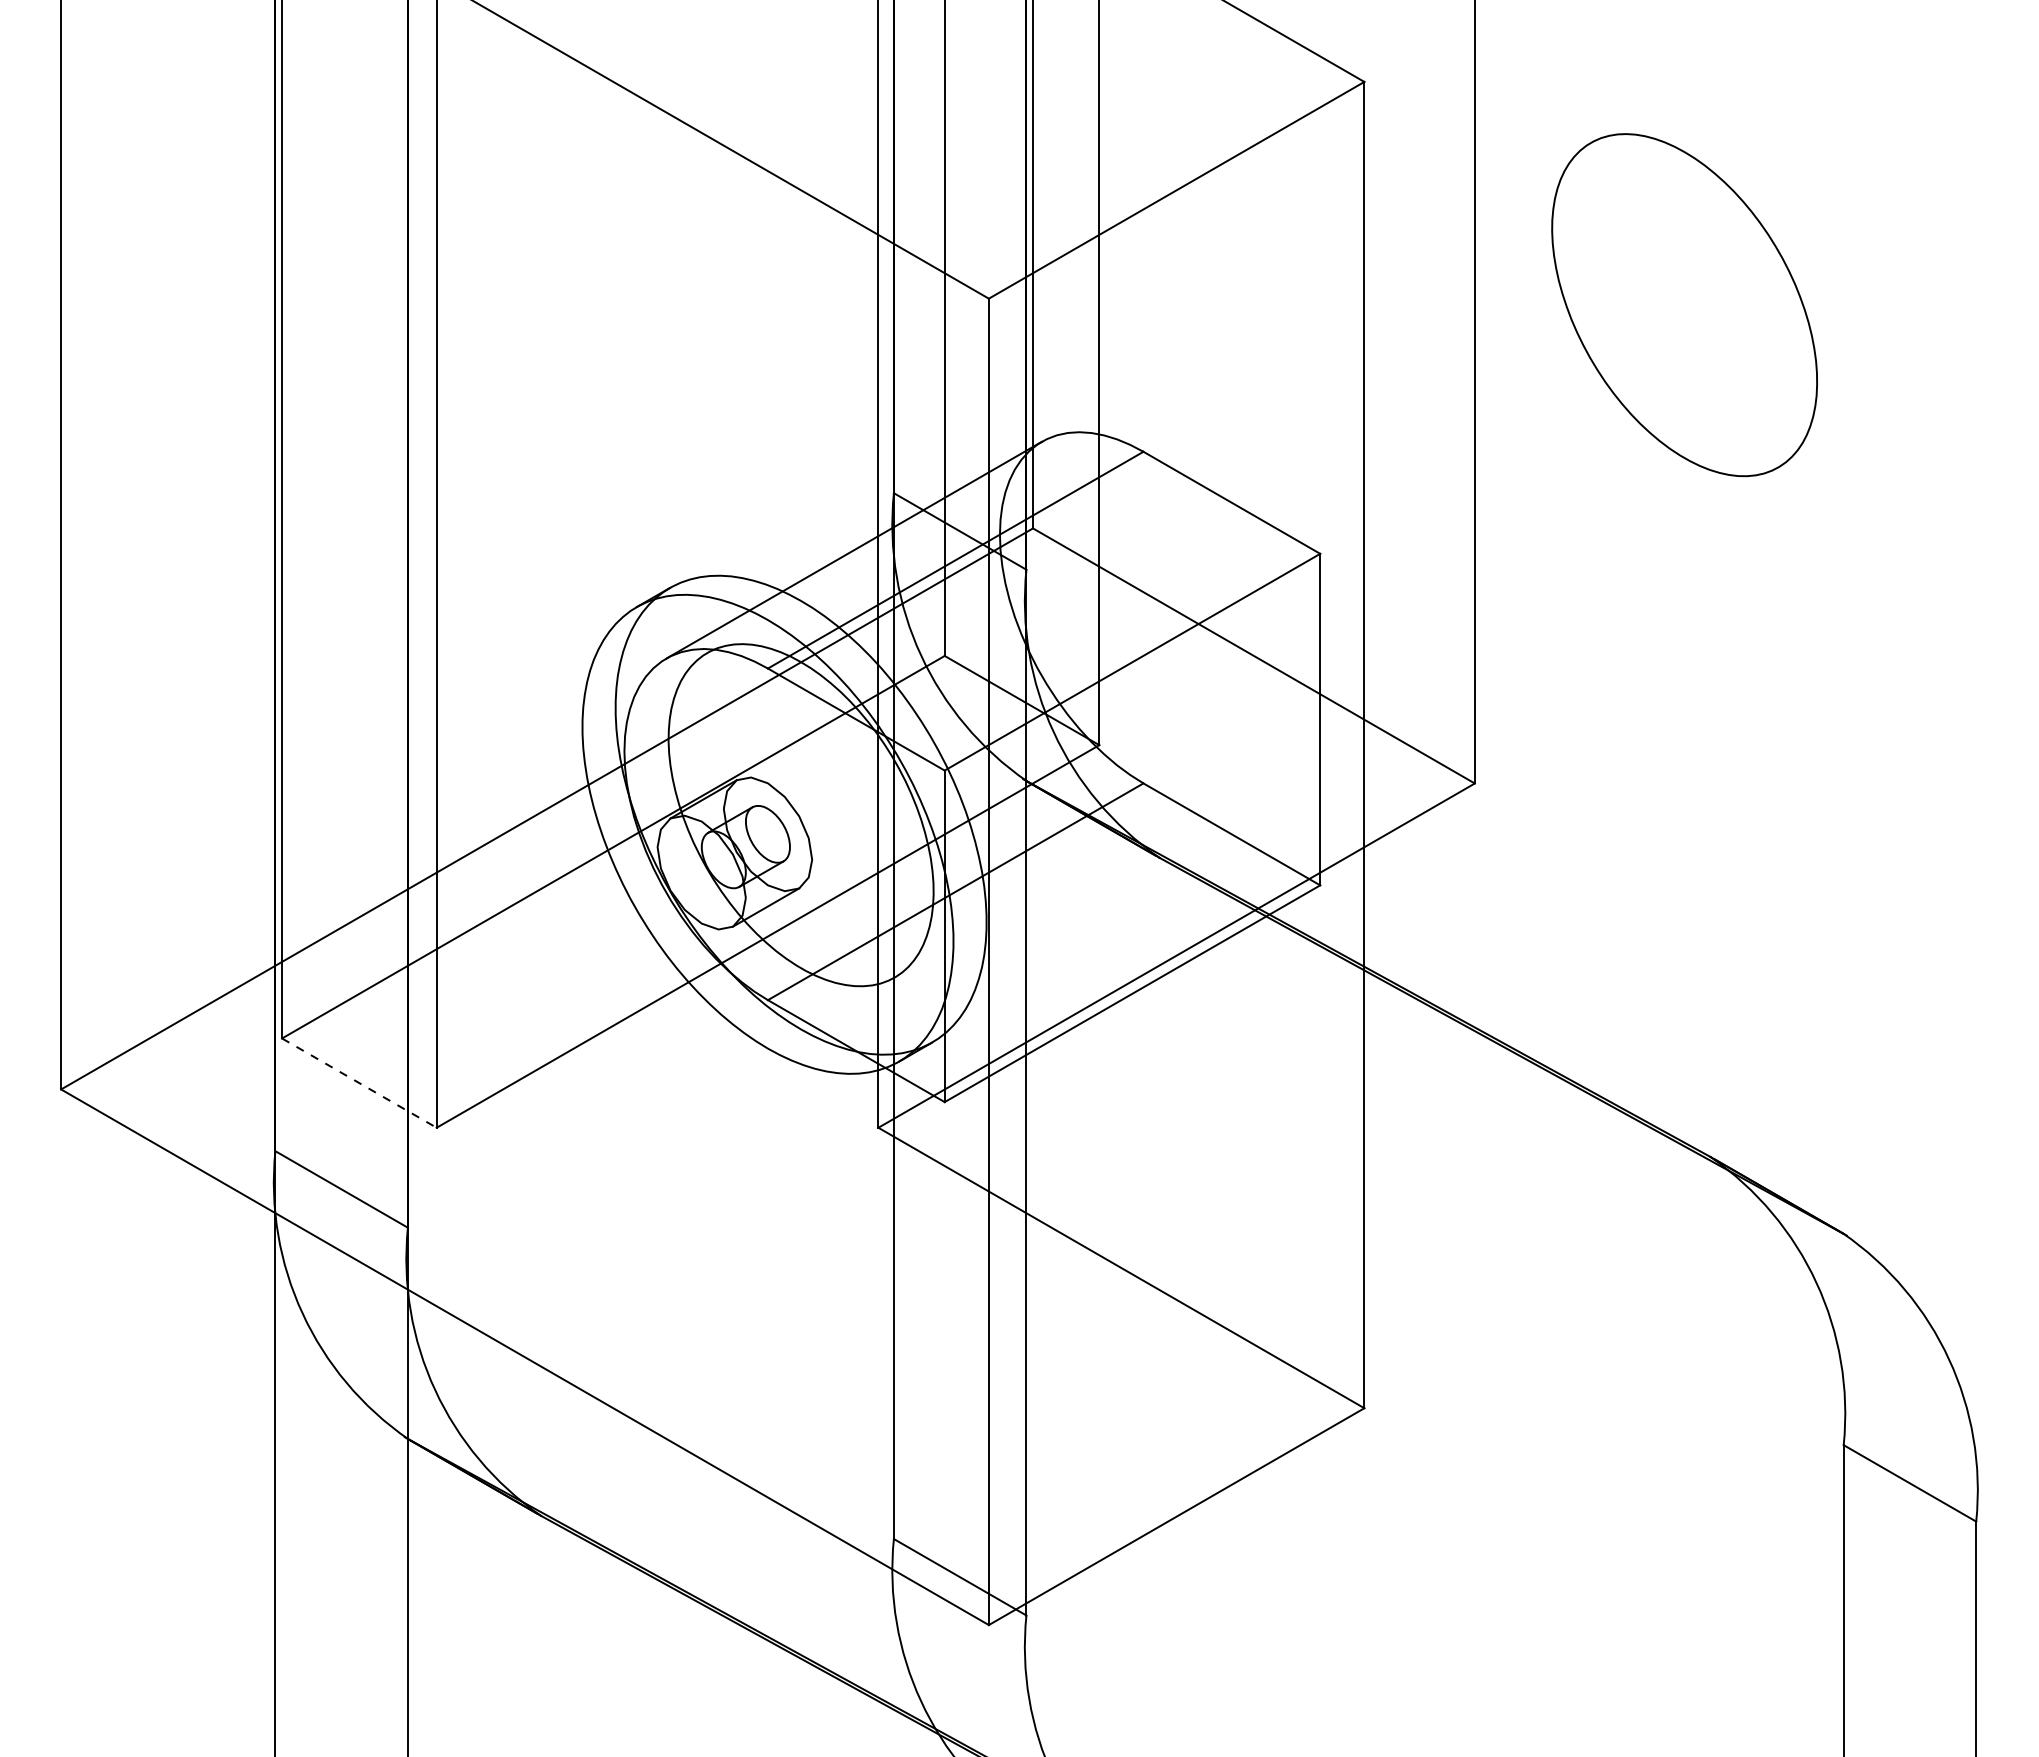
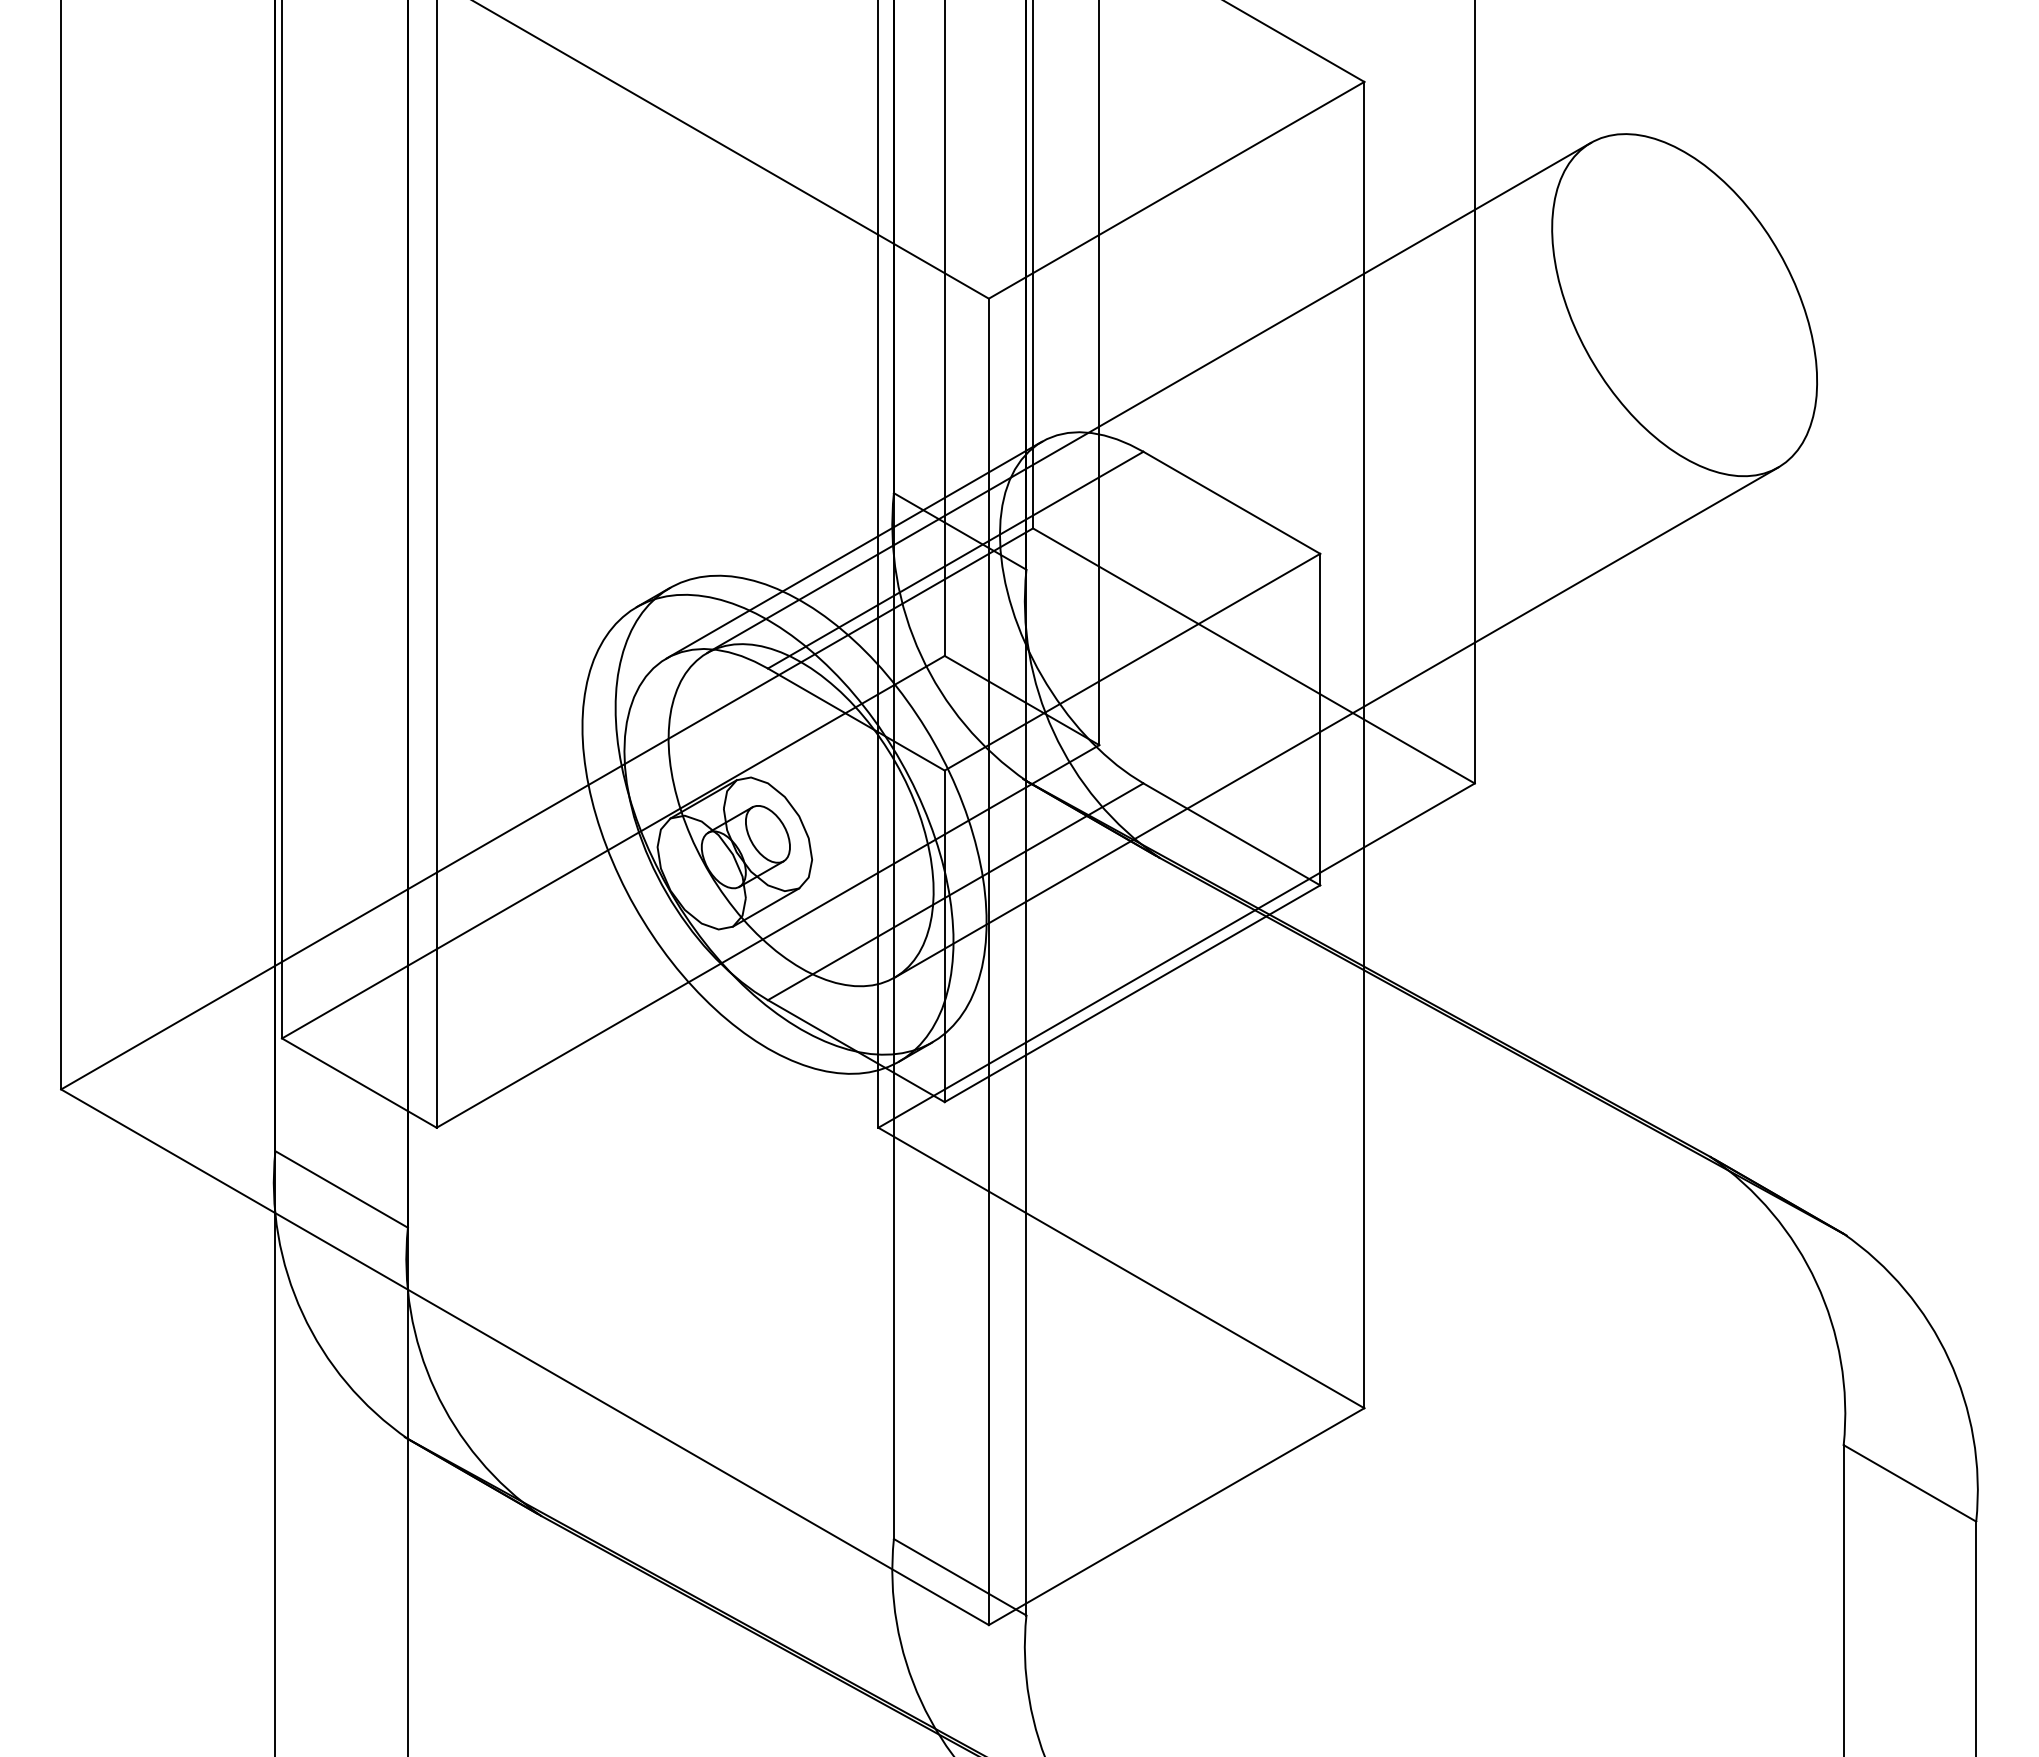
line: none -> present (1148, 397)
line: none -> present (1336, 722)
line: dashed -> solid (359, 1083)
